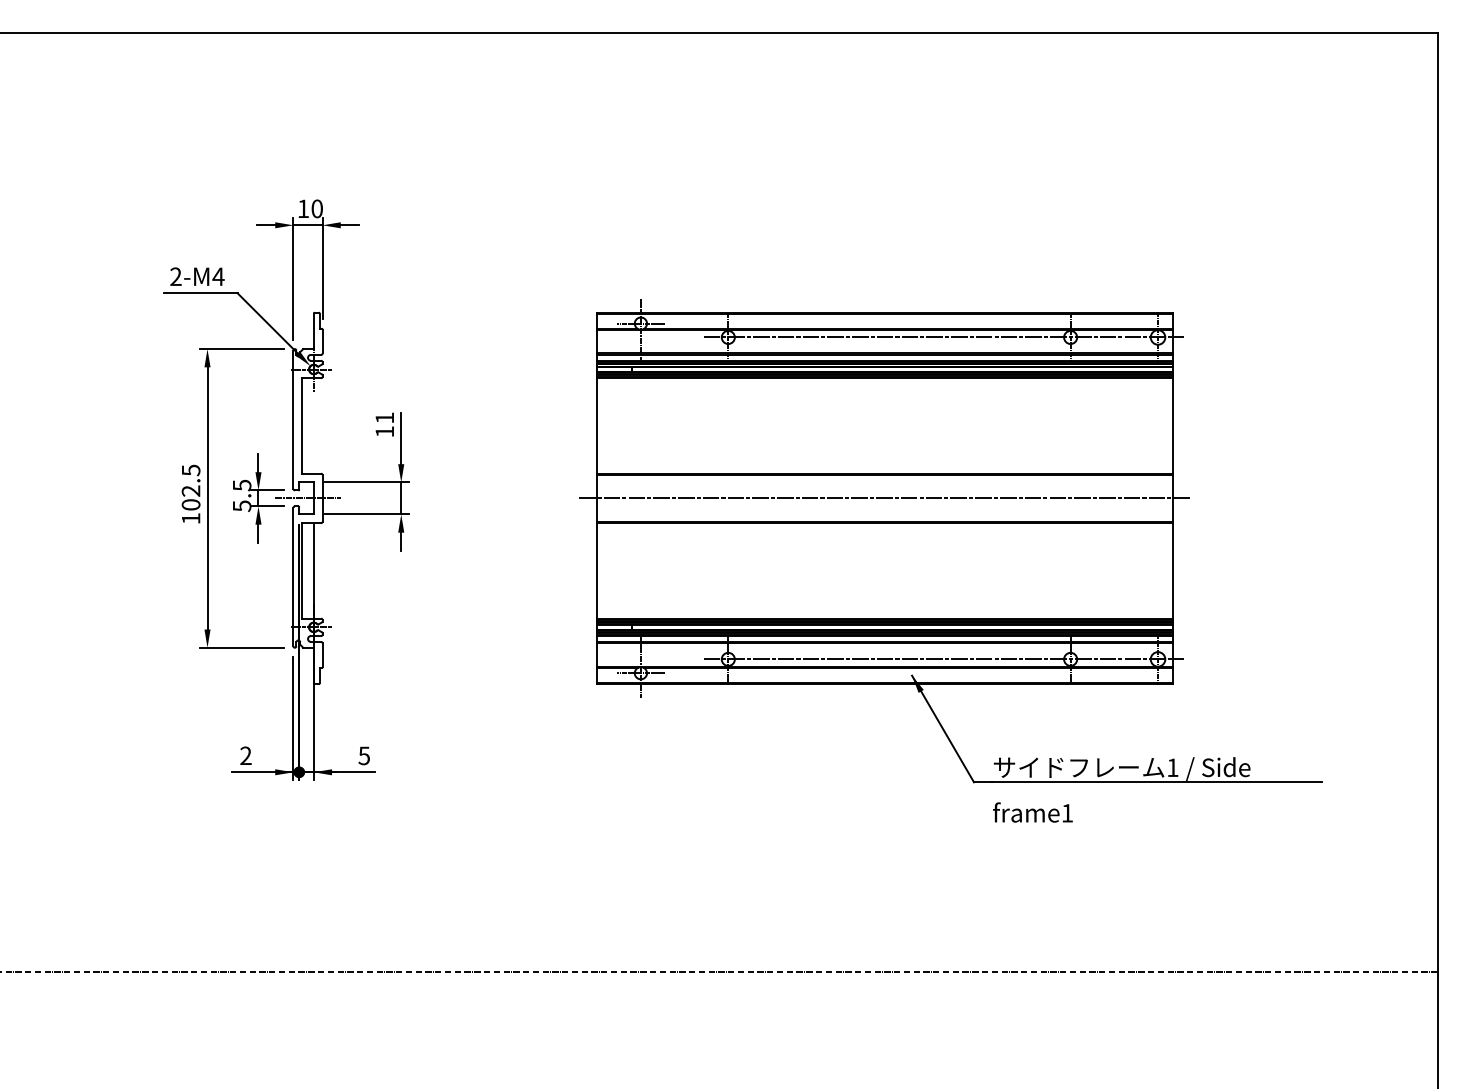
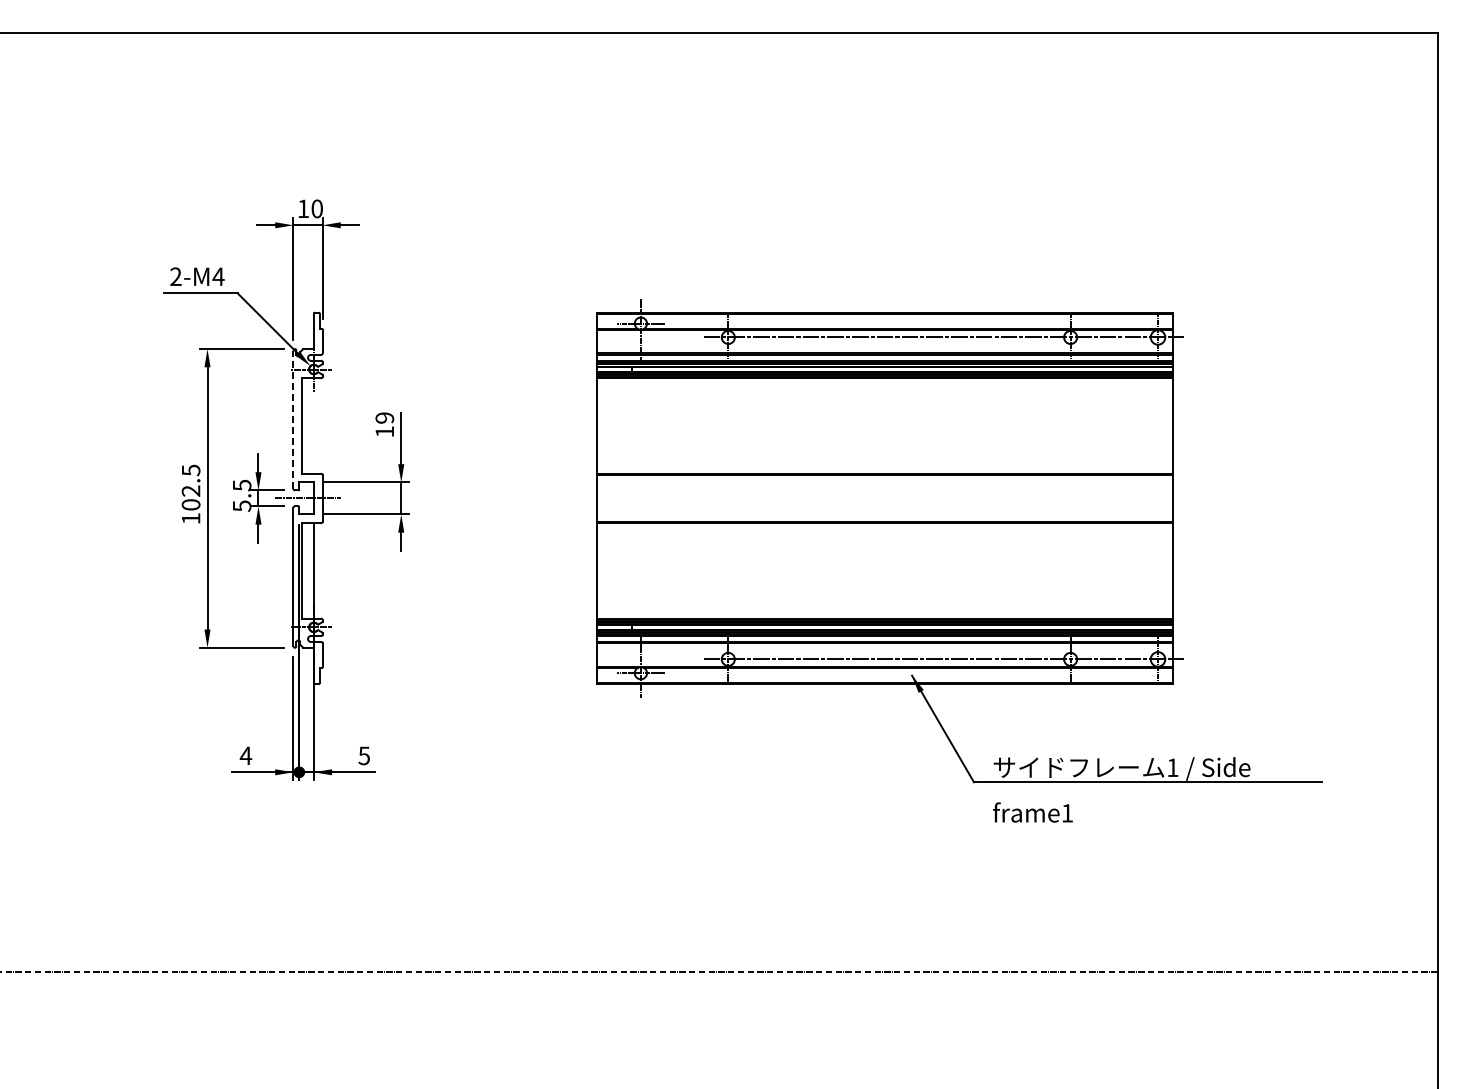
text: 11 -> 19 (384, 417)
line: solid -> dashed (293, 419)
line: present -> none (884, 498)
text: 2 -> 4 (245, 755)
